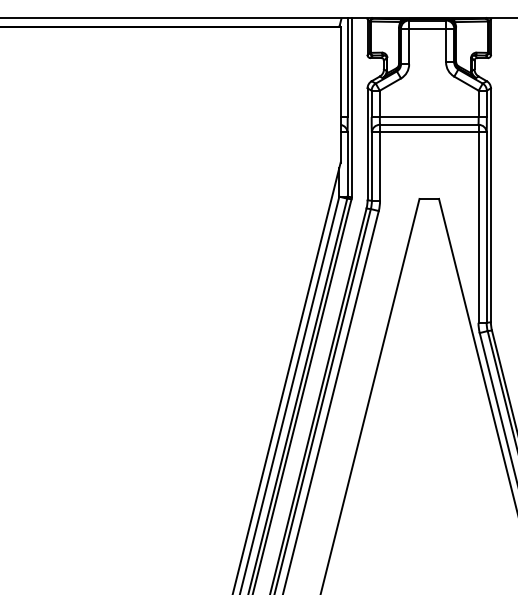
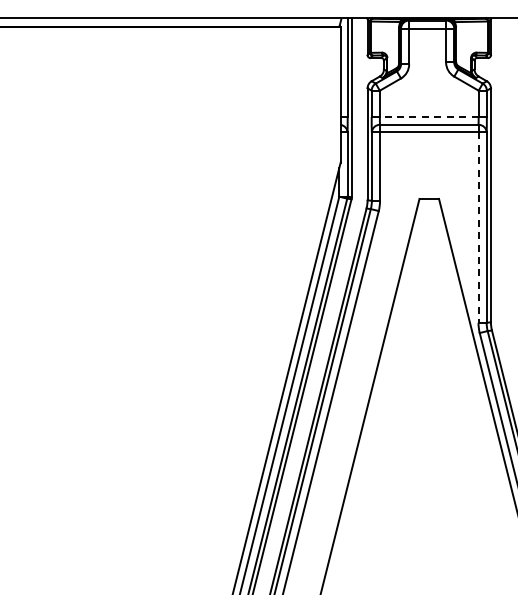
line: solid -> dashed (428, 117)
line: solid -> dashed (478, 228)
